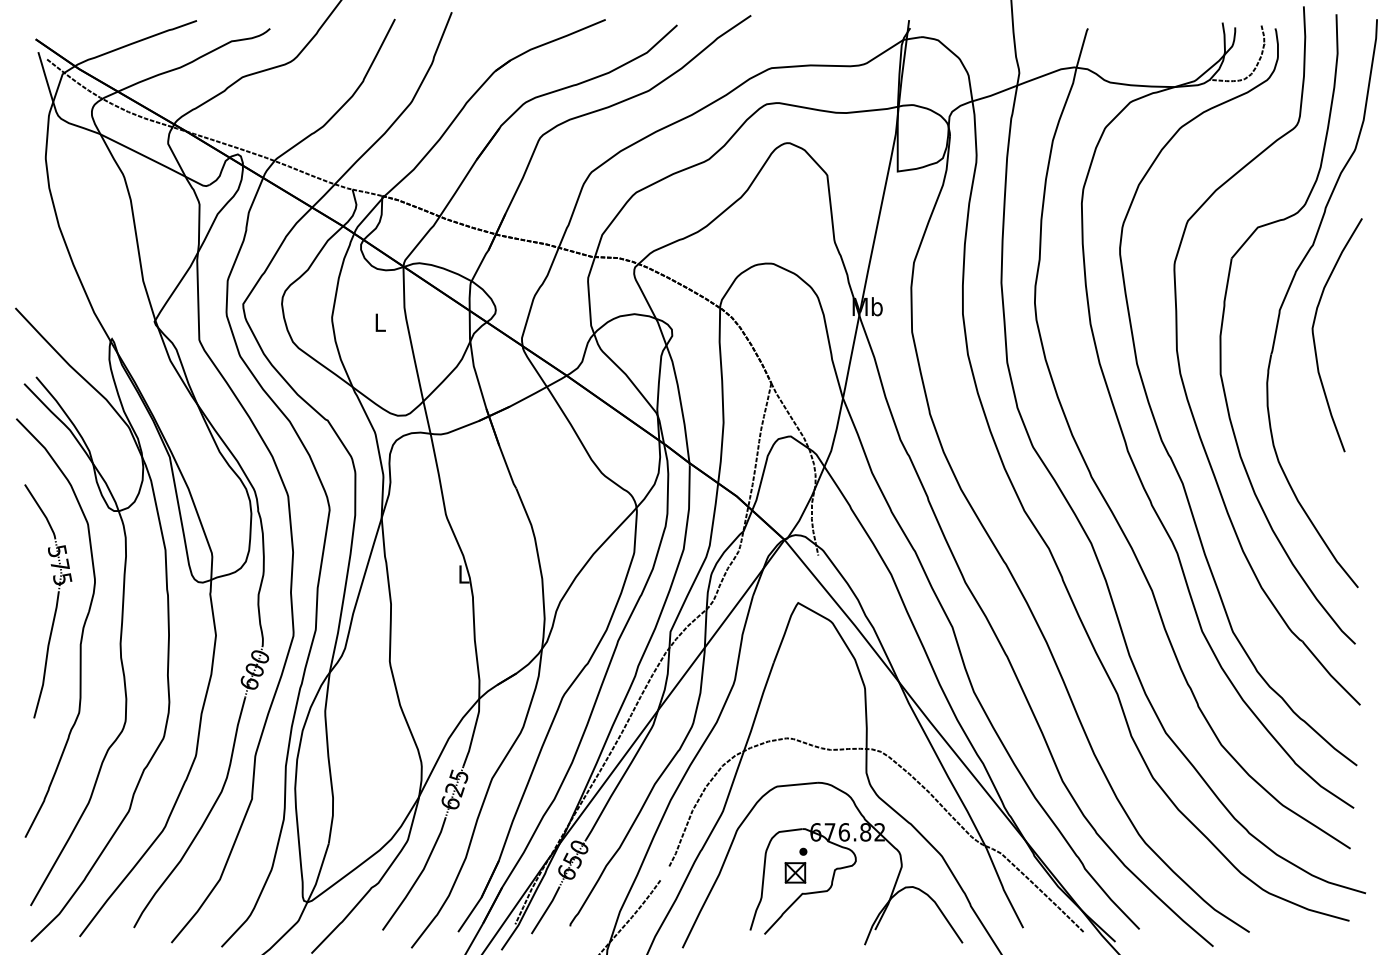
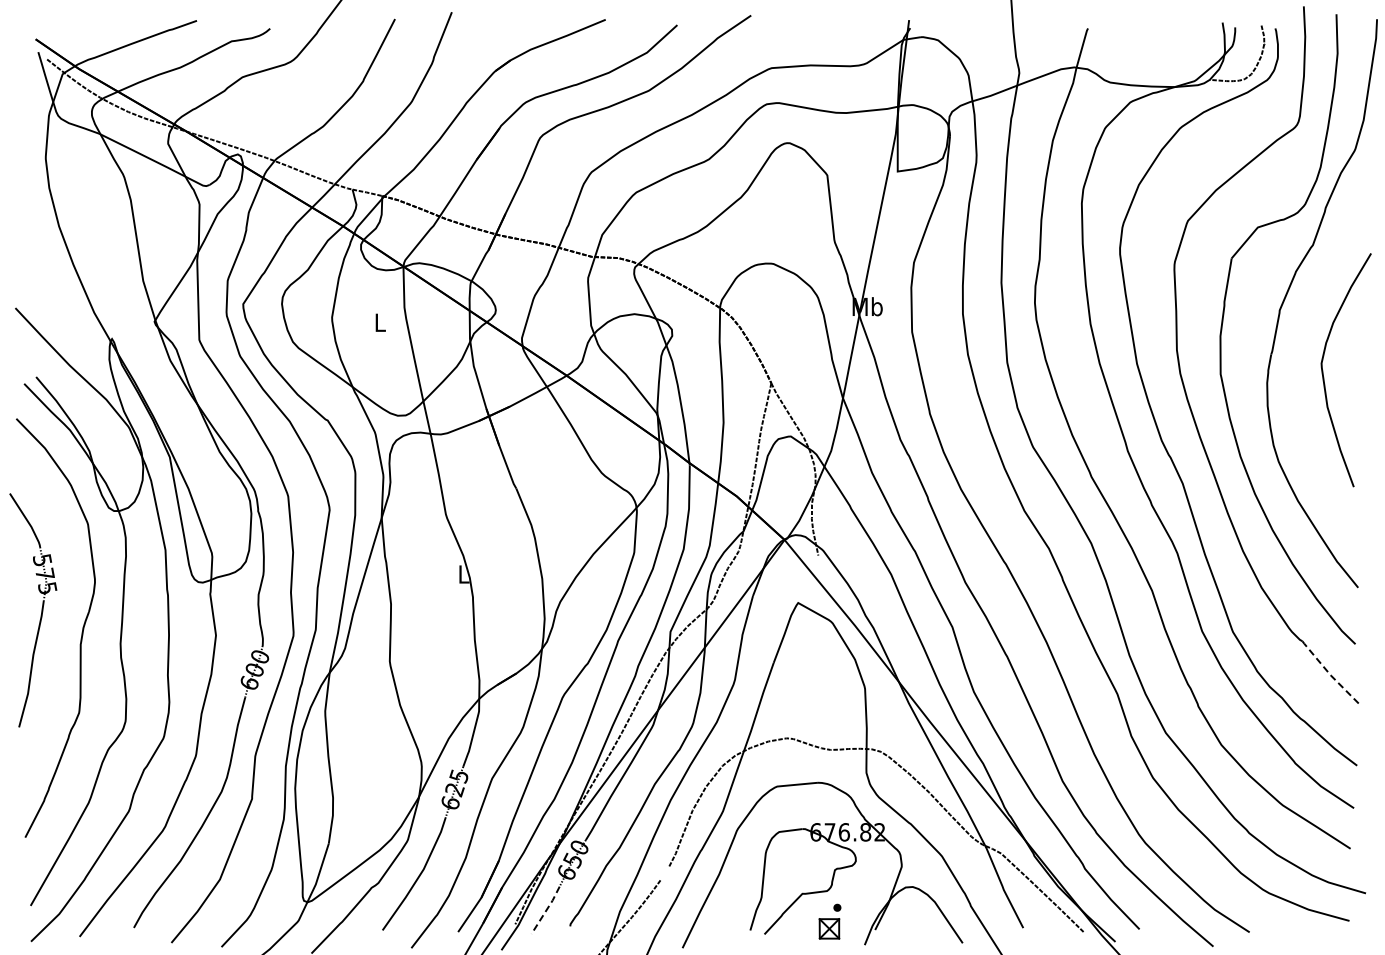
curve position: (1314, 335) -> (1323, 370) (1323, 370)
part position: (56, 601) -> (41, 610) (41, 610)
line: solid -> dashed (1329, 673)
part position: (795, 865) -> (829, 921) (829, 921)
line: solid -> dashed (546, 910)
